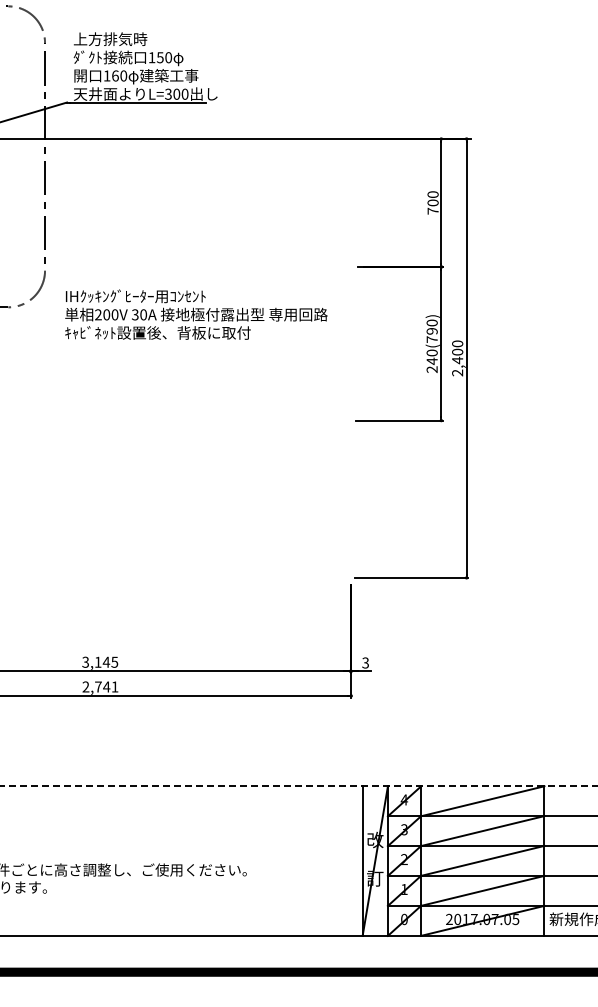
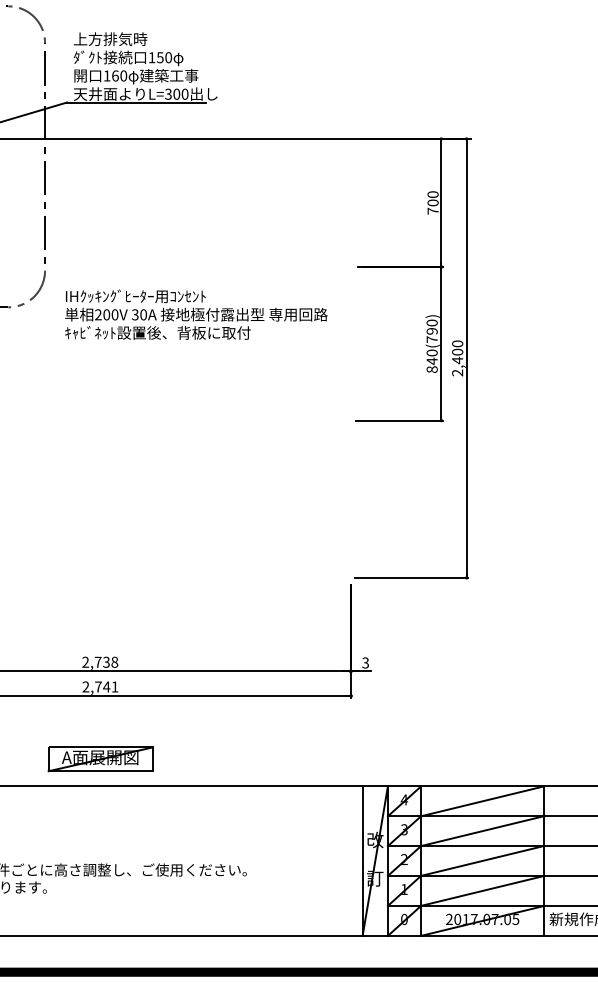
text: 240(790) -> 840(790) (431, 369)
text: 3,145 -> 2,738 (100, 661)
part: none -> present (100, 759)
line: dashed -> solid (299, 786)
